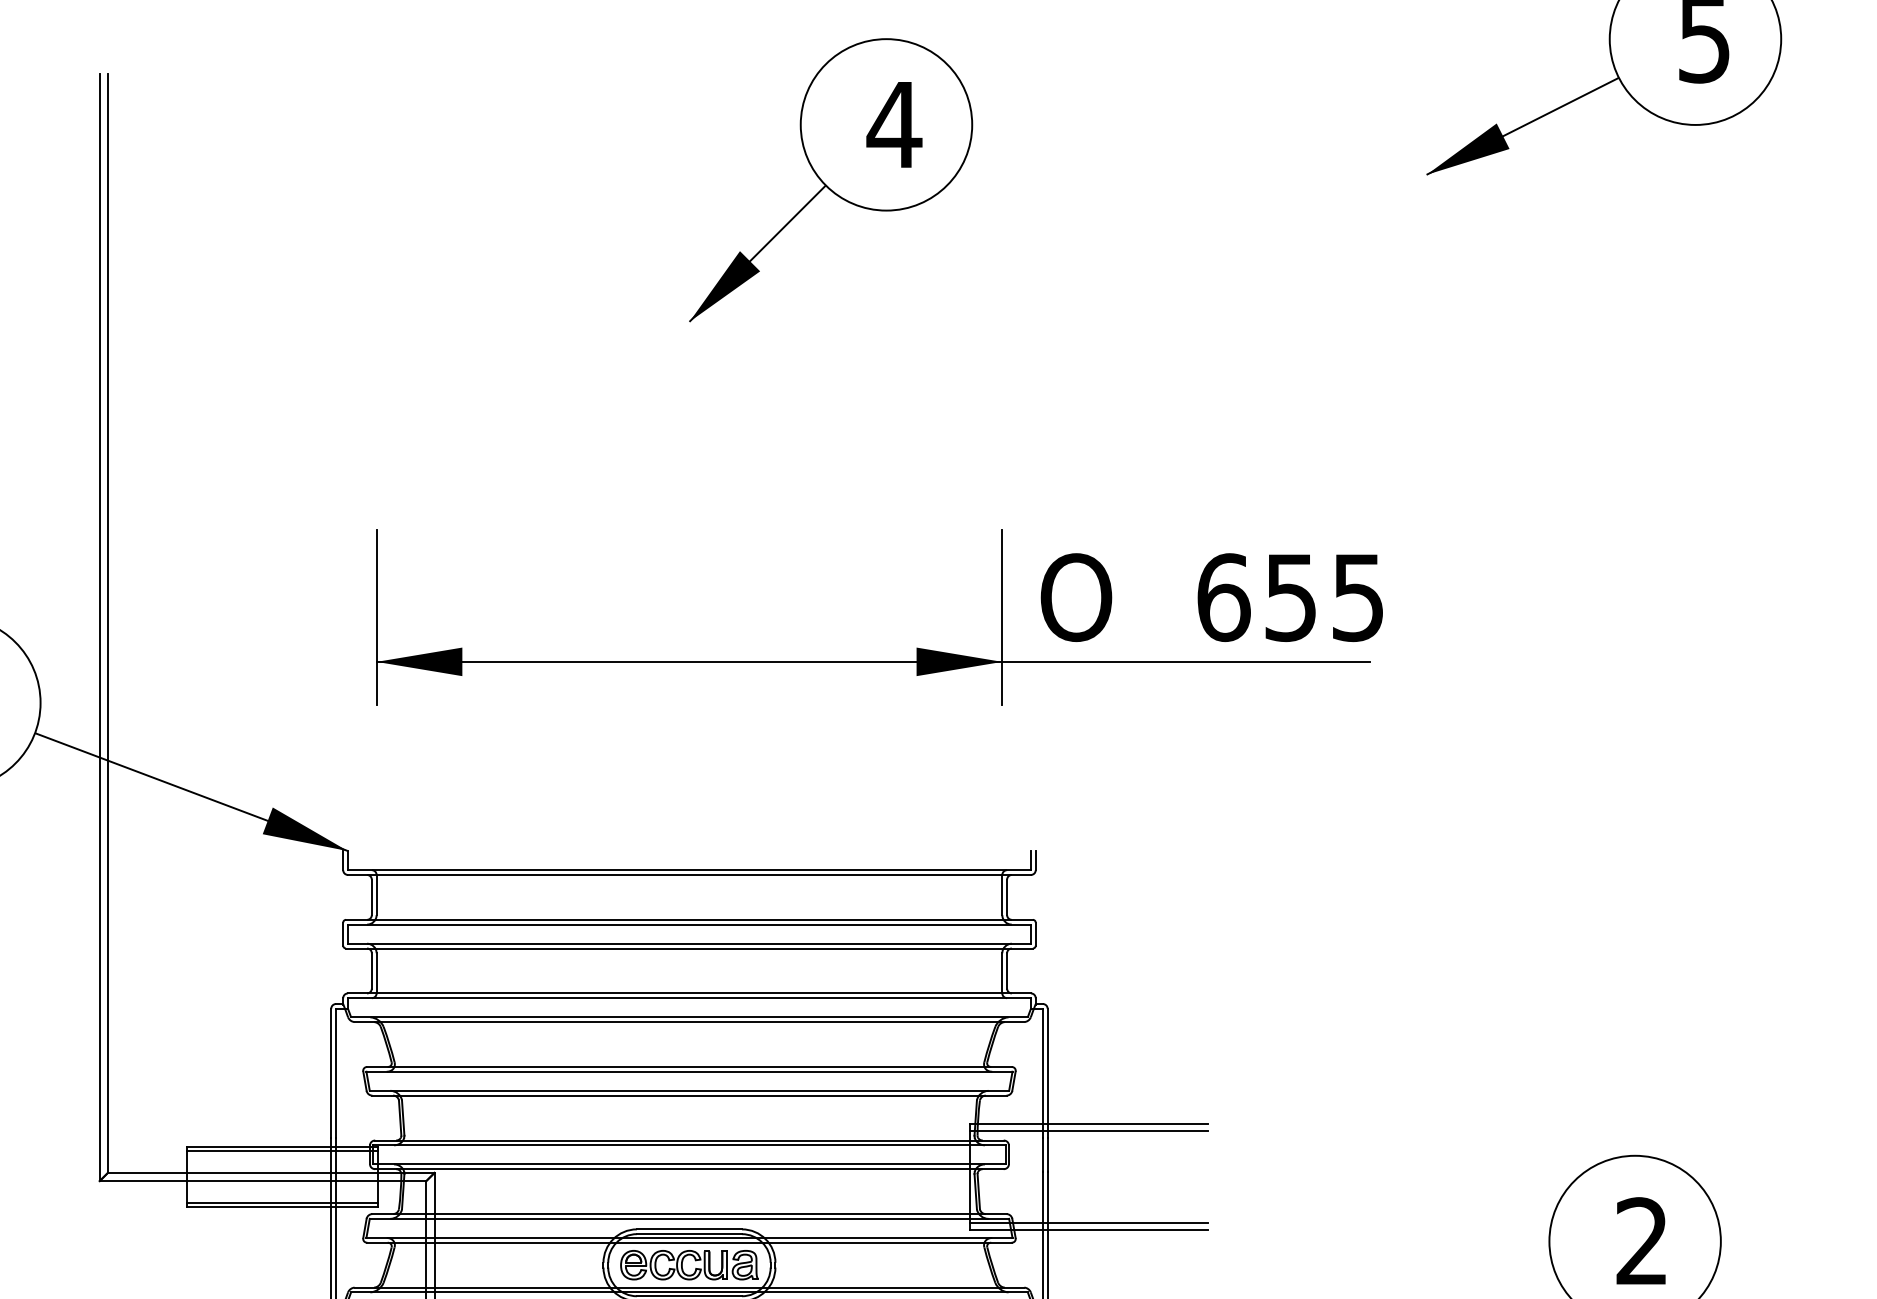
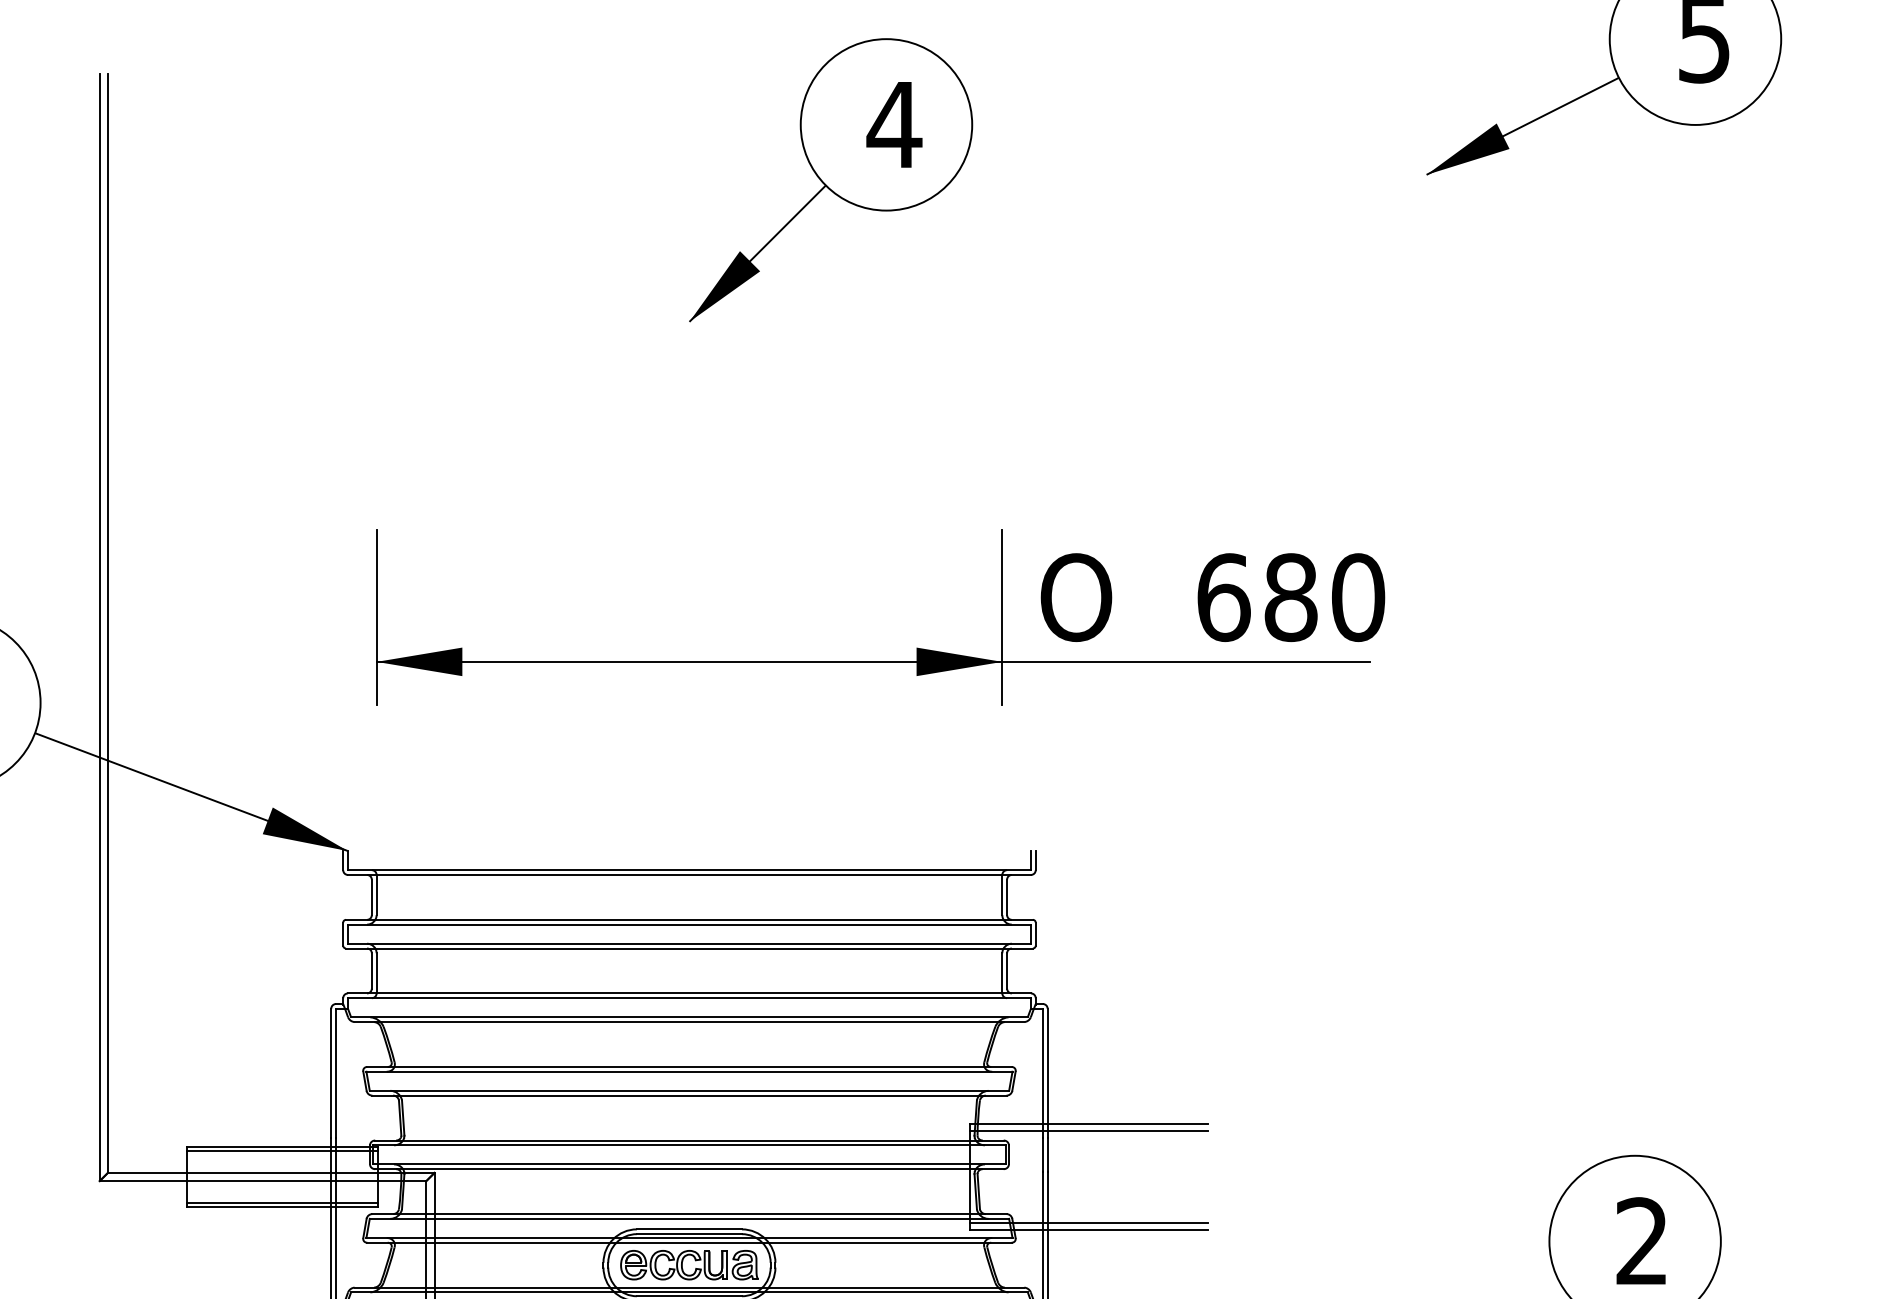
text: 655 -> 680 (1324, 597)
